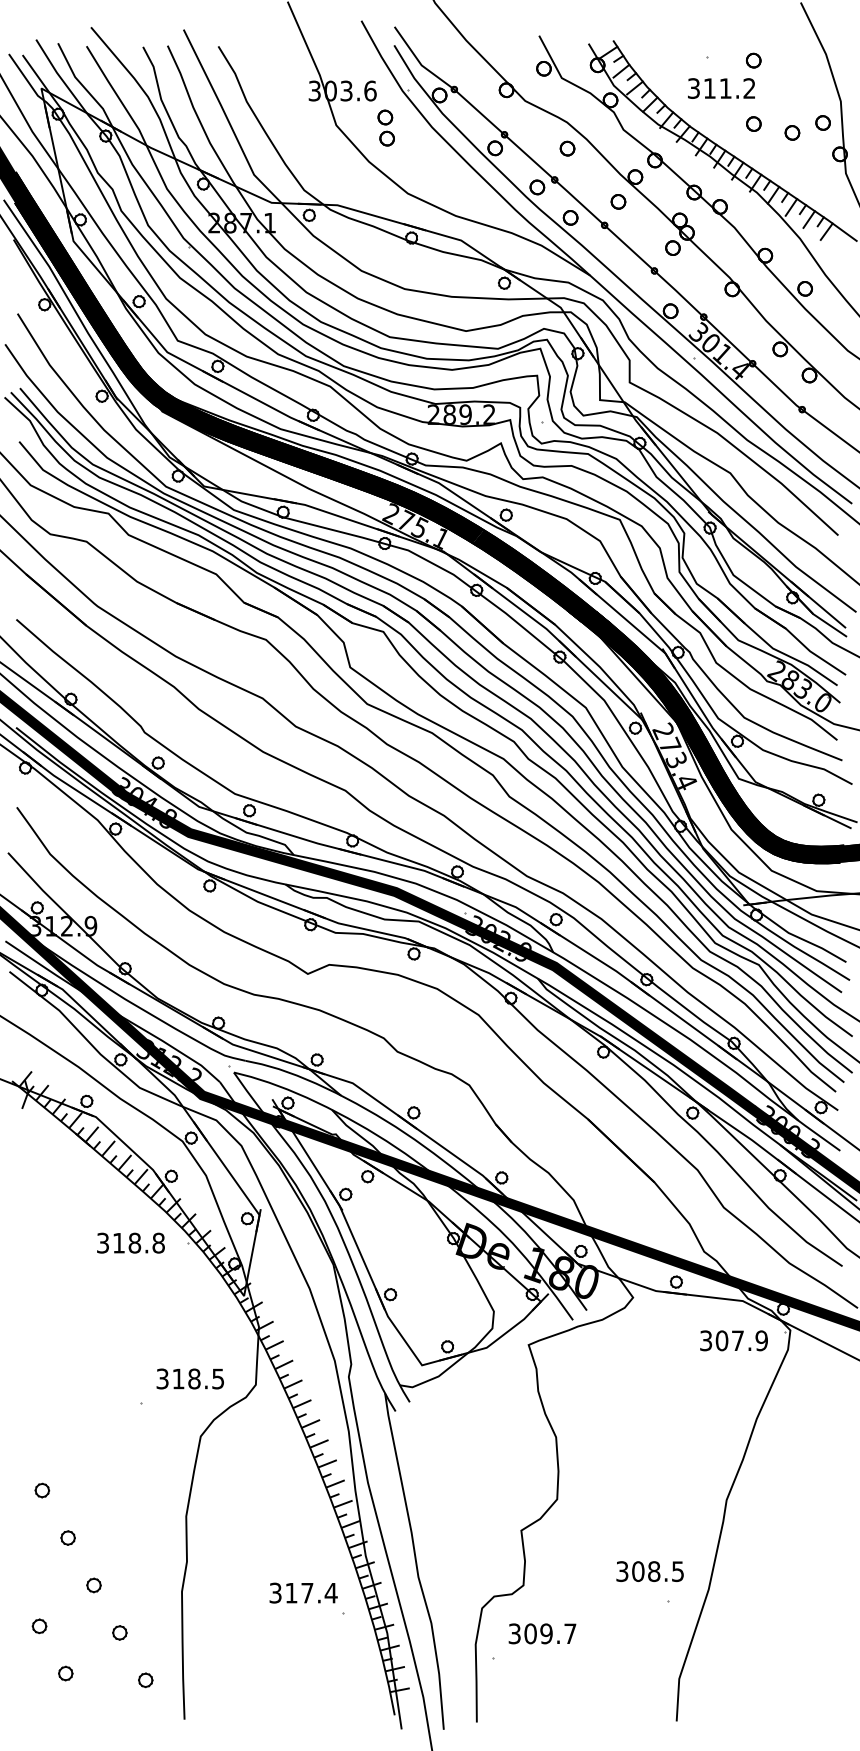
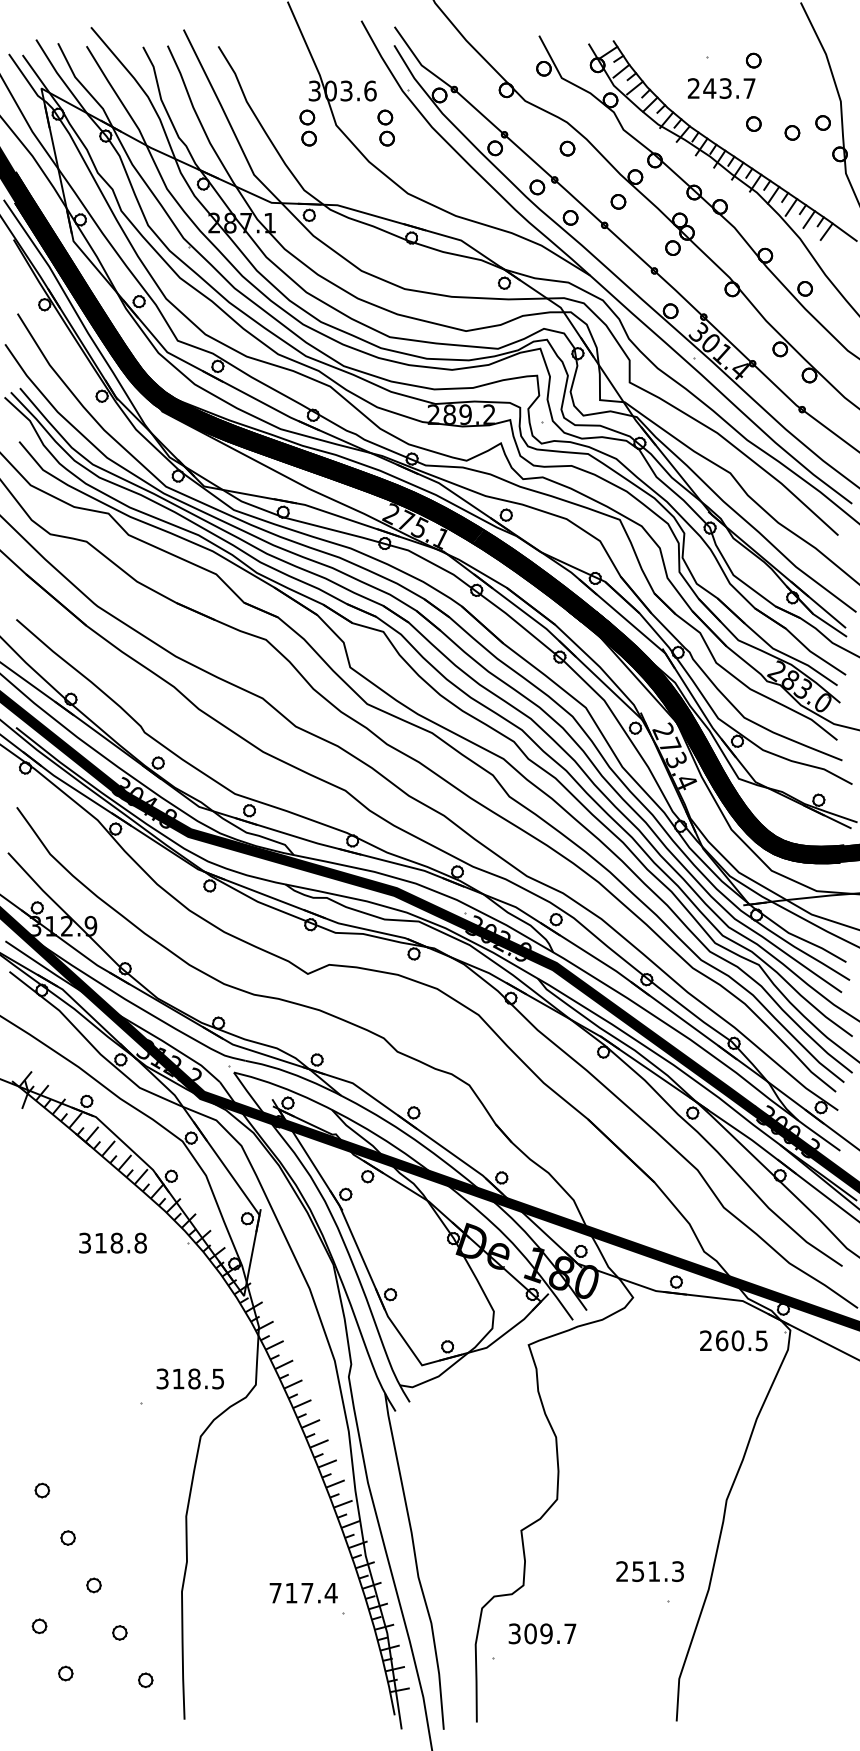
text: 311.2 -> 243.7 (721, 88)
part: none -> present (307, 127)
text position: (130, 1242) -> (112, 1242) (112, 1242)
text: 307.9 -> 260.5 (733, 1340)
text: 308.5 -> 251.3 (649, 1571)
text: 317.4 -> 717.4 (275, 1592)
